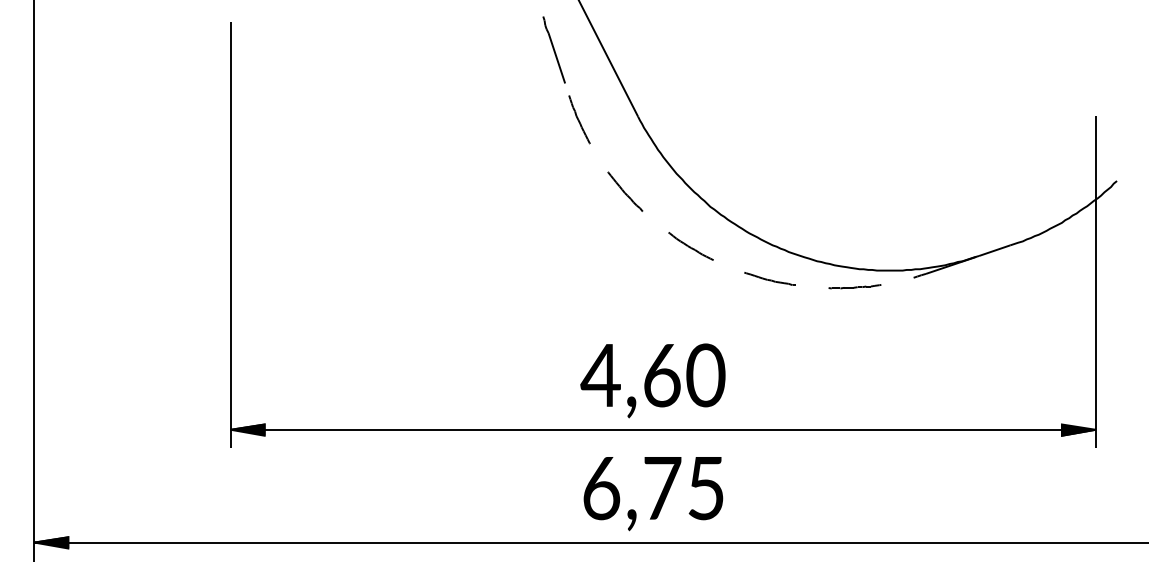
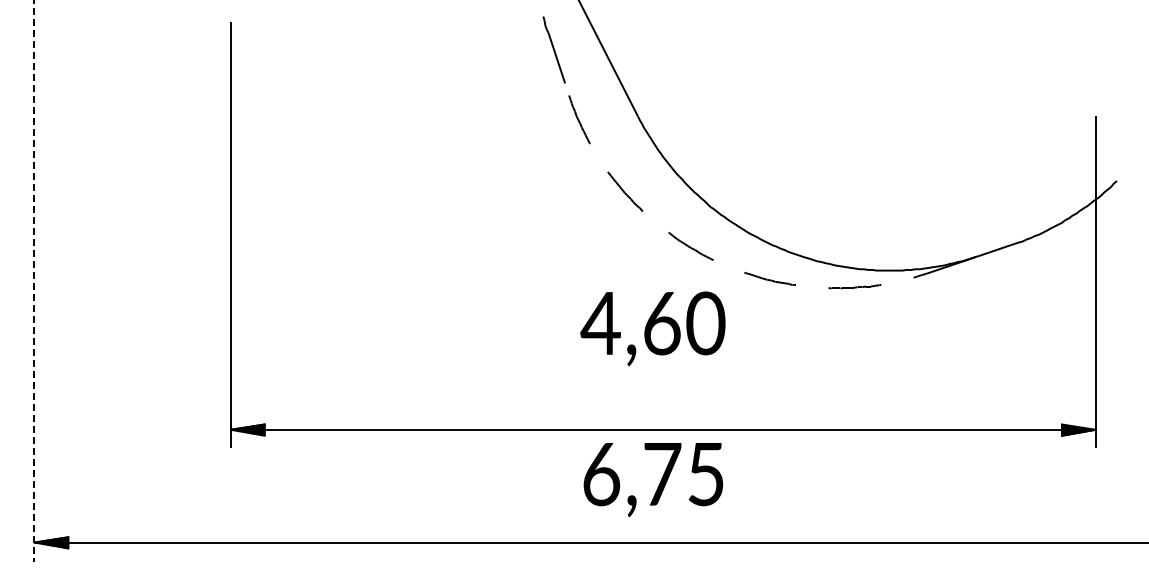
line: solid -> dashed (34, 281)
text position: (652, 380) -> (652, 328) (652, 328)
text position: (653, 494) -> (653, 480) (653, 480)
